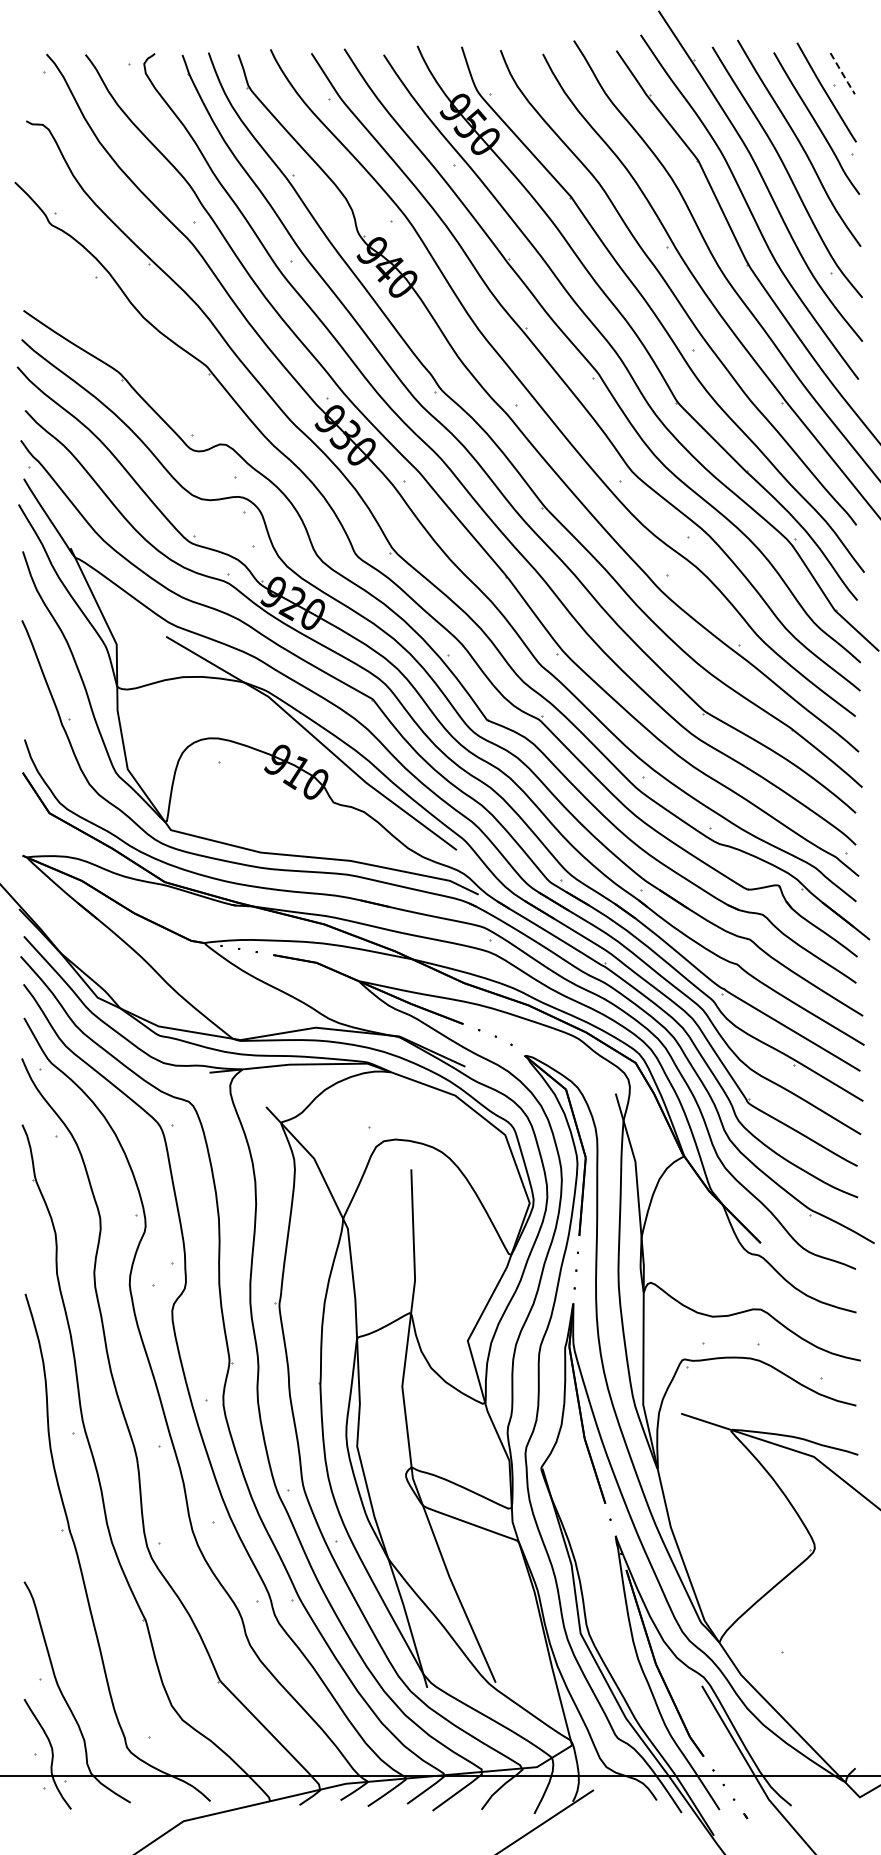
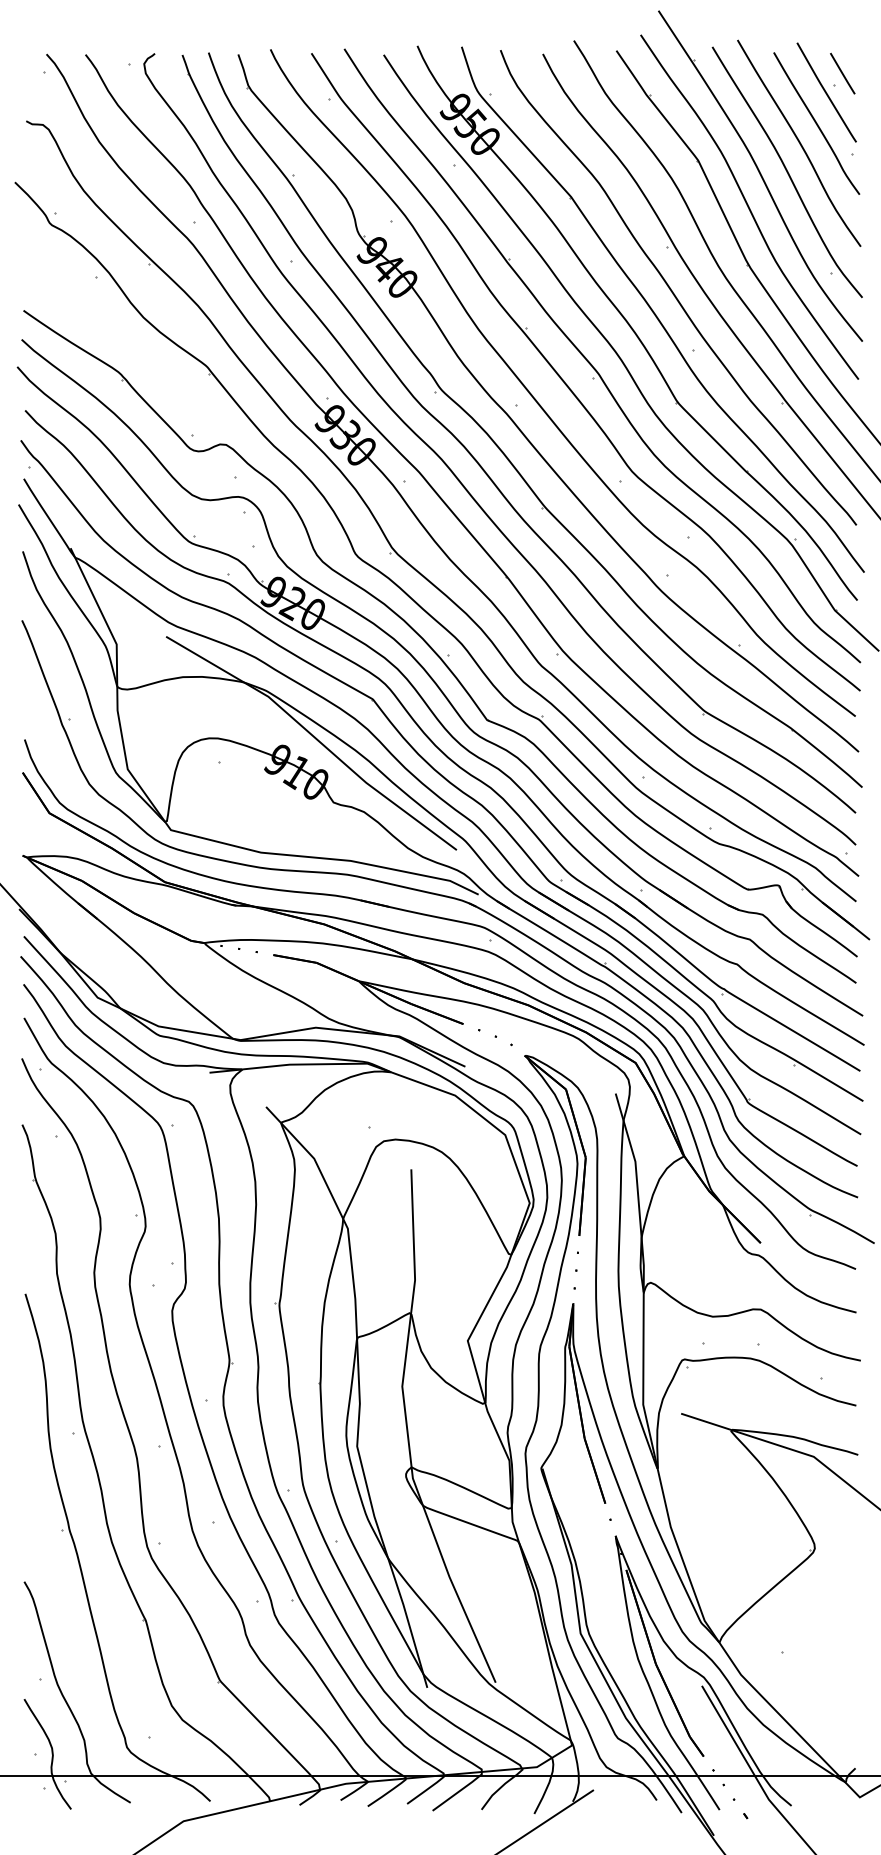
line: dashed -> solid (843, 74)
